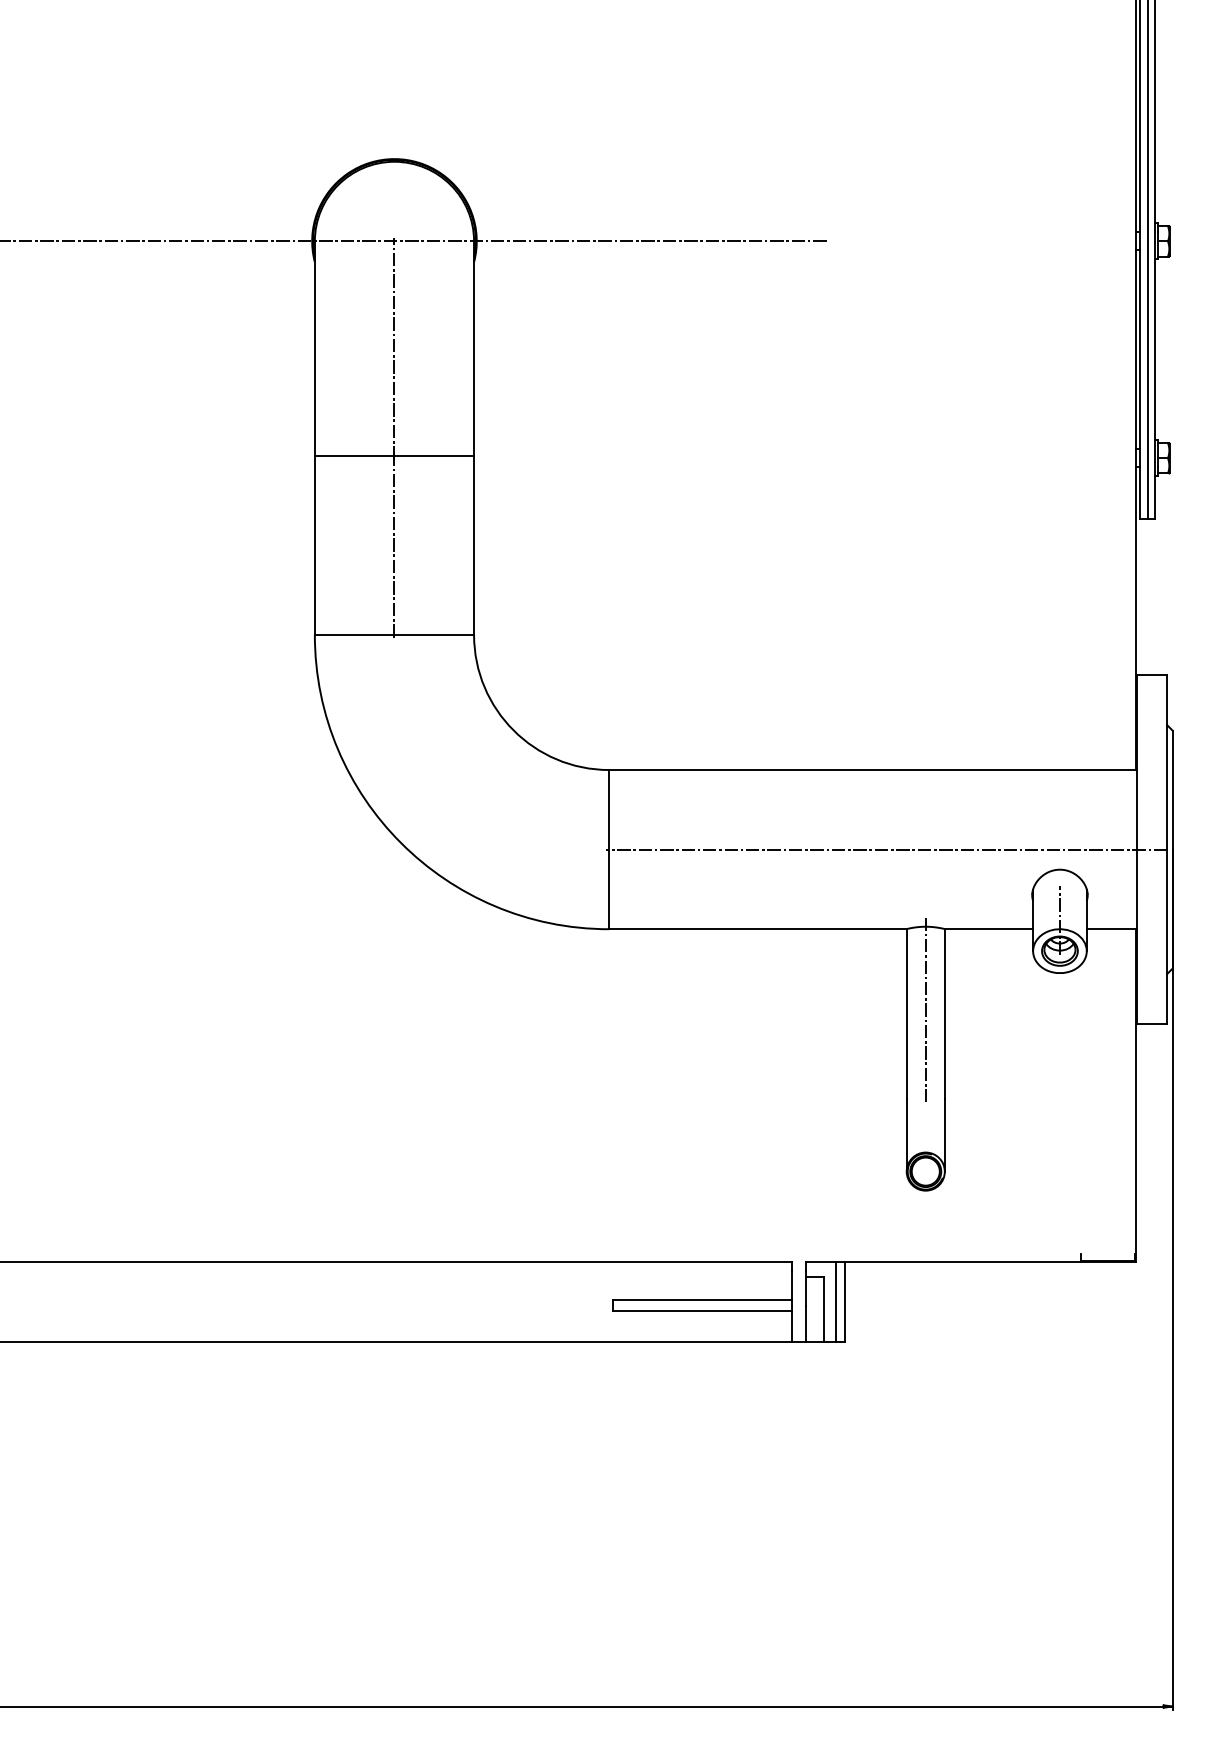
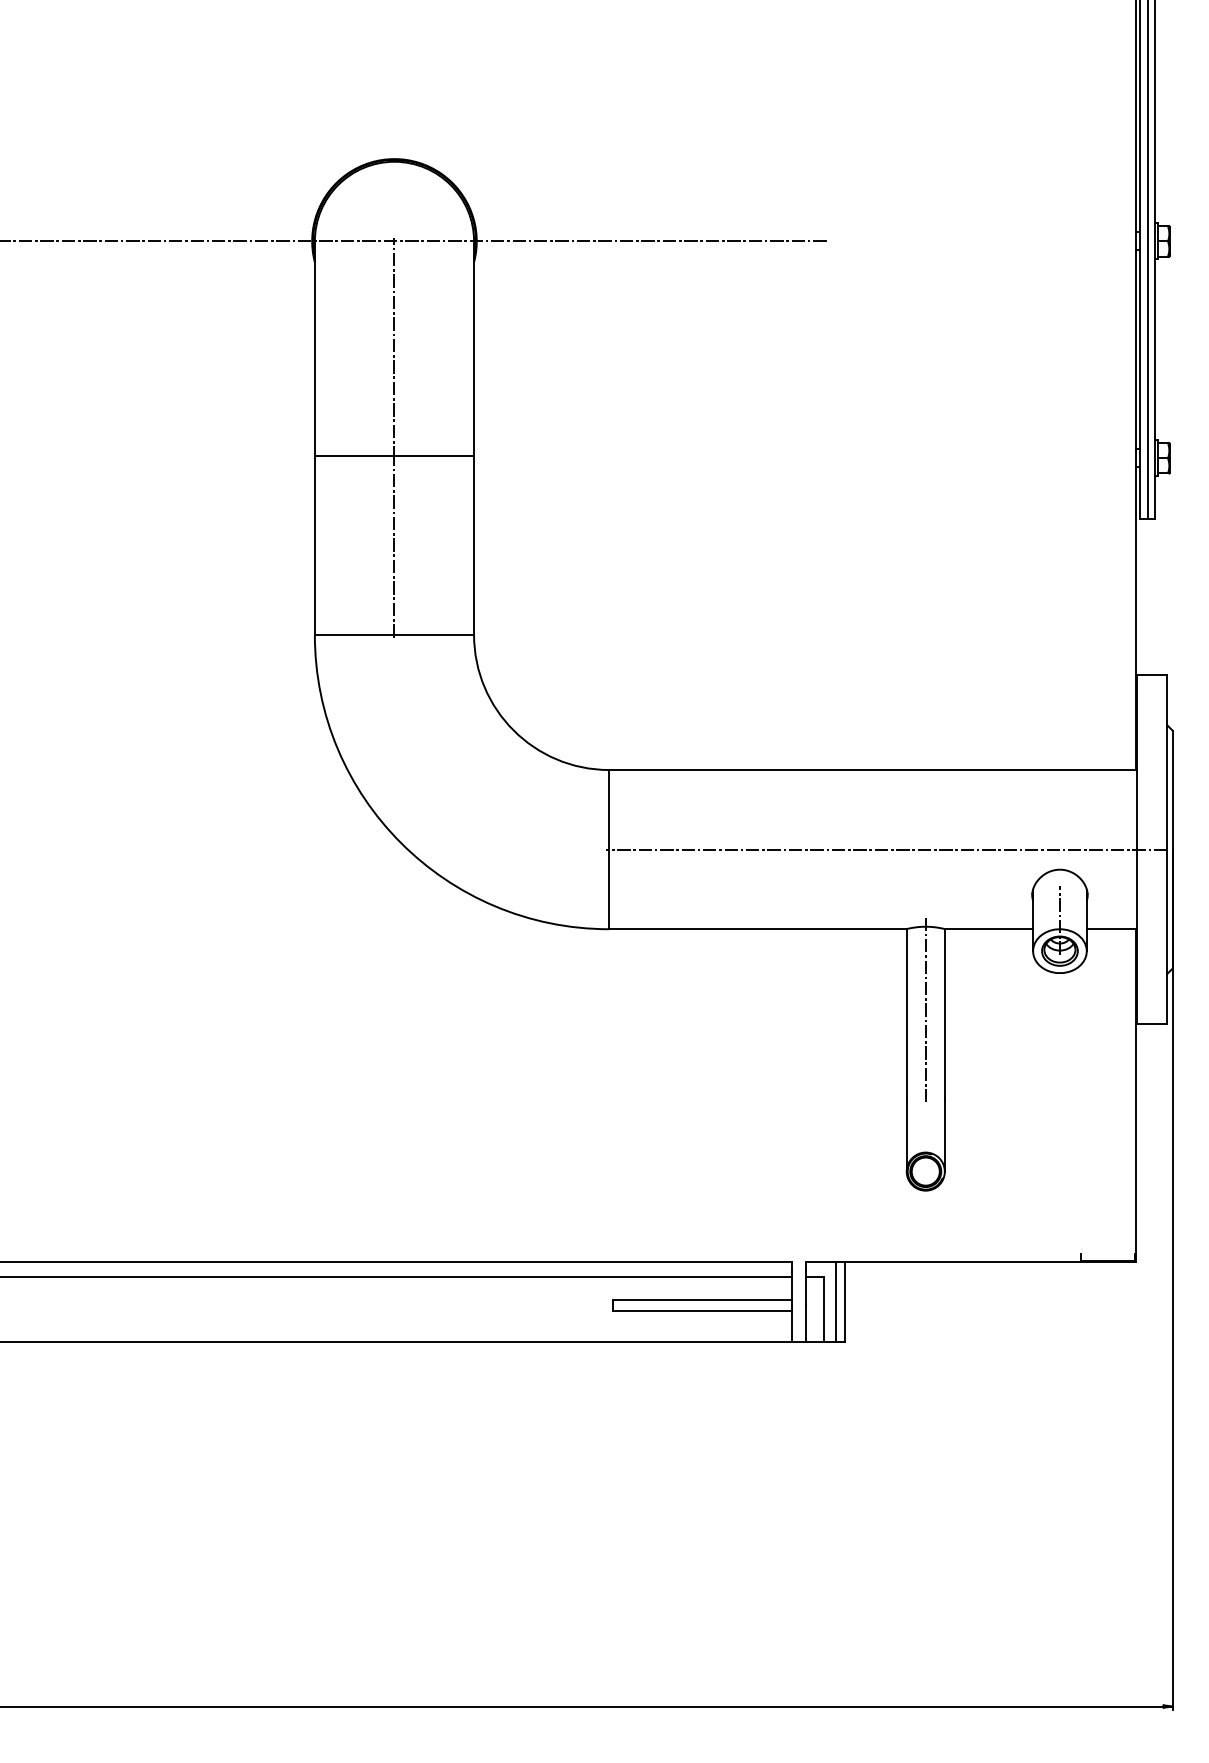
line: none -> present (396, 1277)
